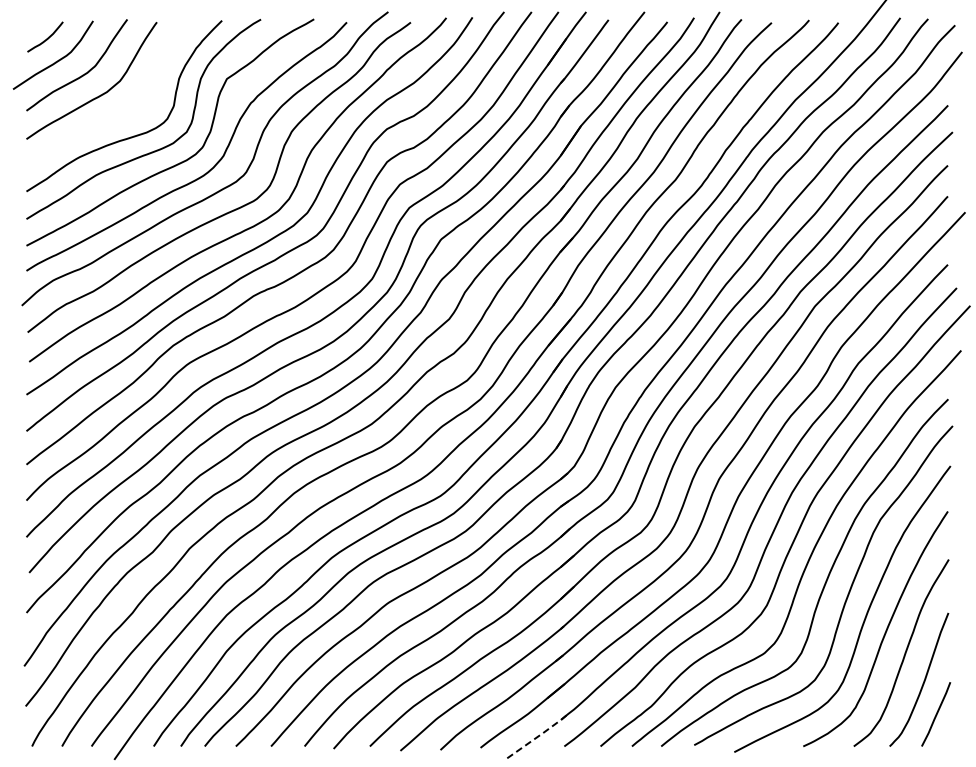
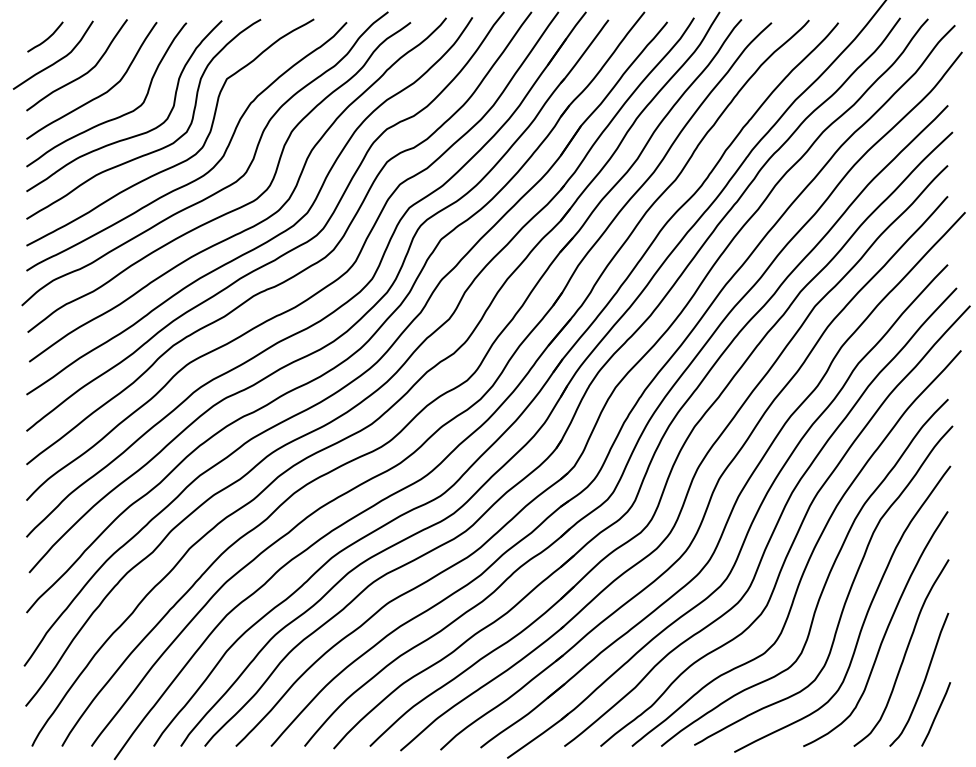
curve: none -> present (117, 116)
line: dashed -> solid (539, 735)
